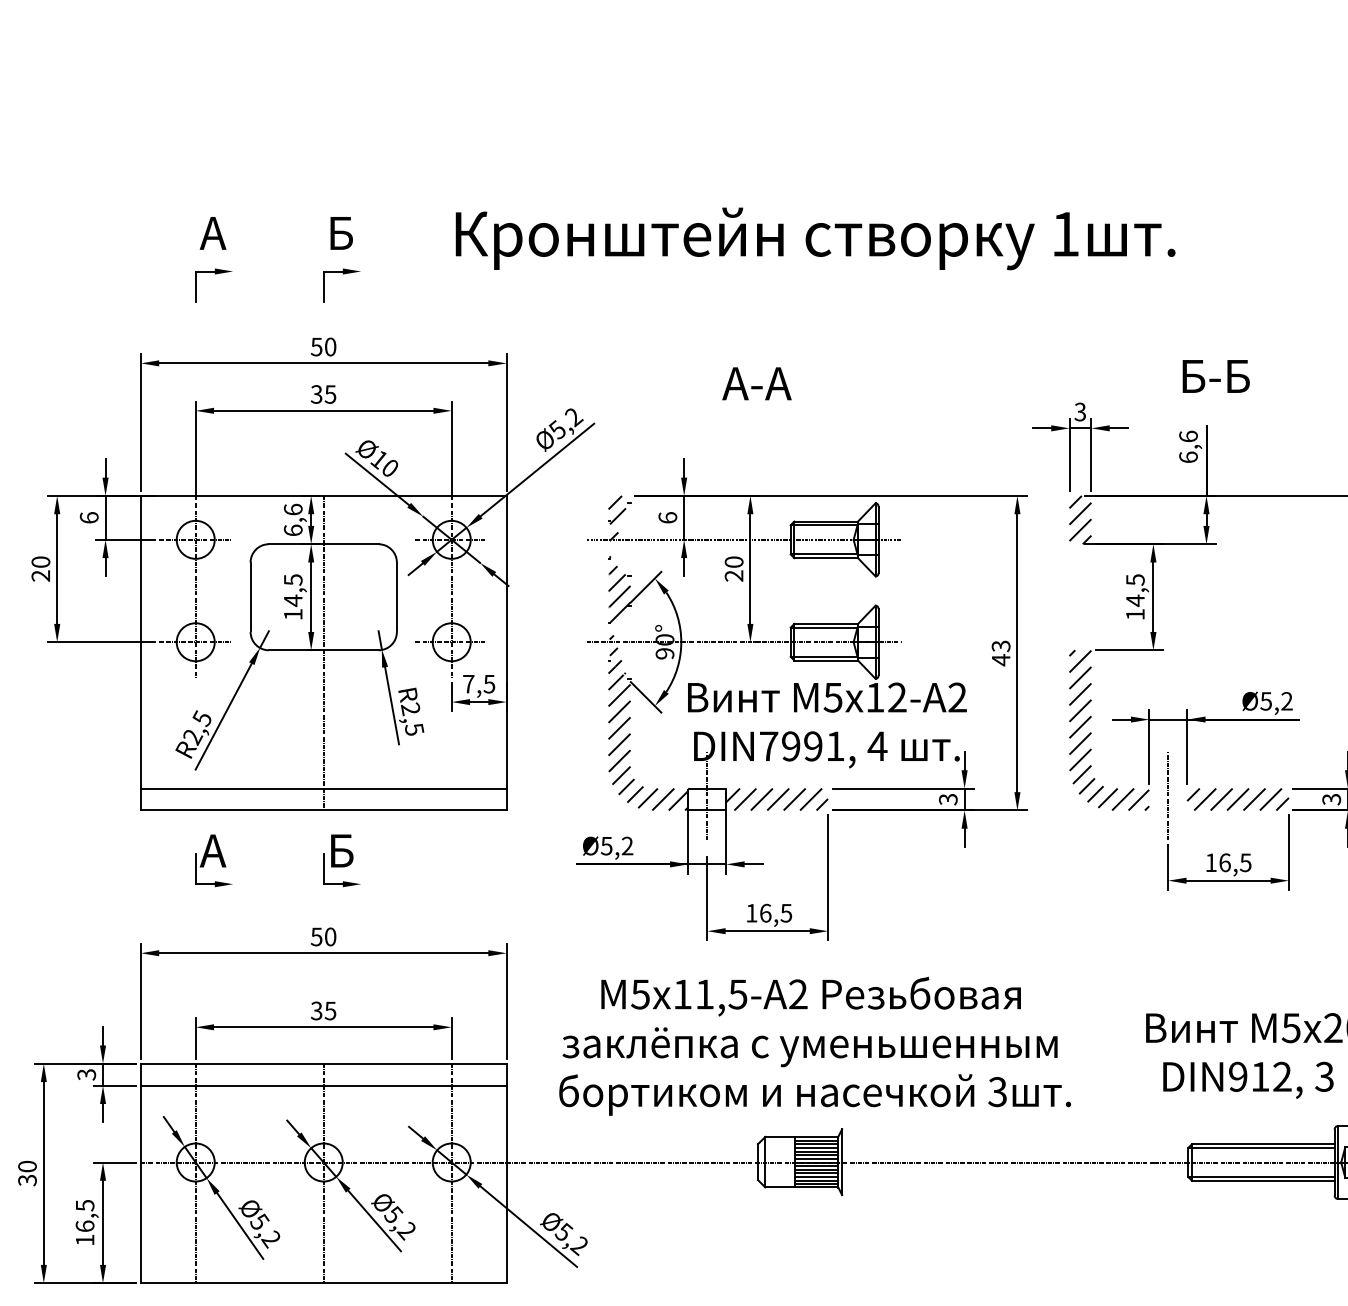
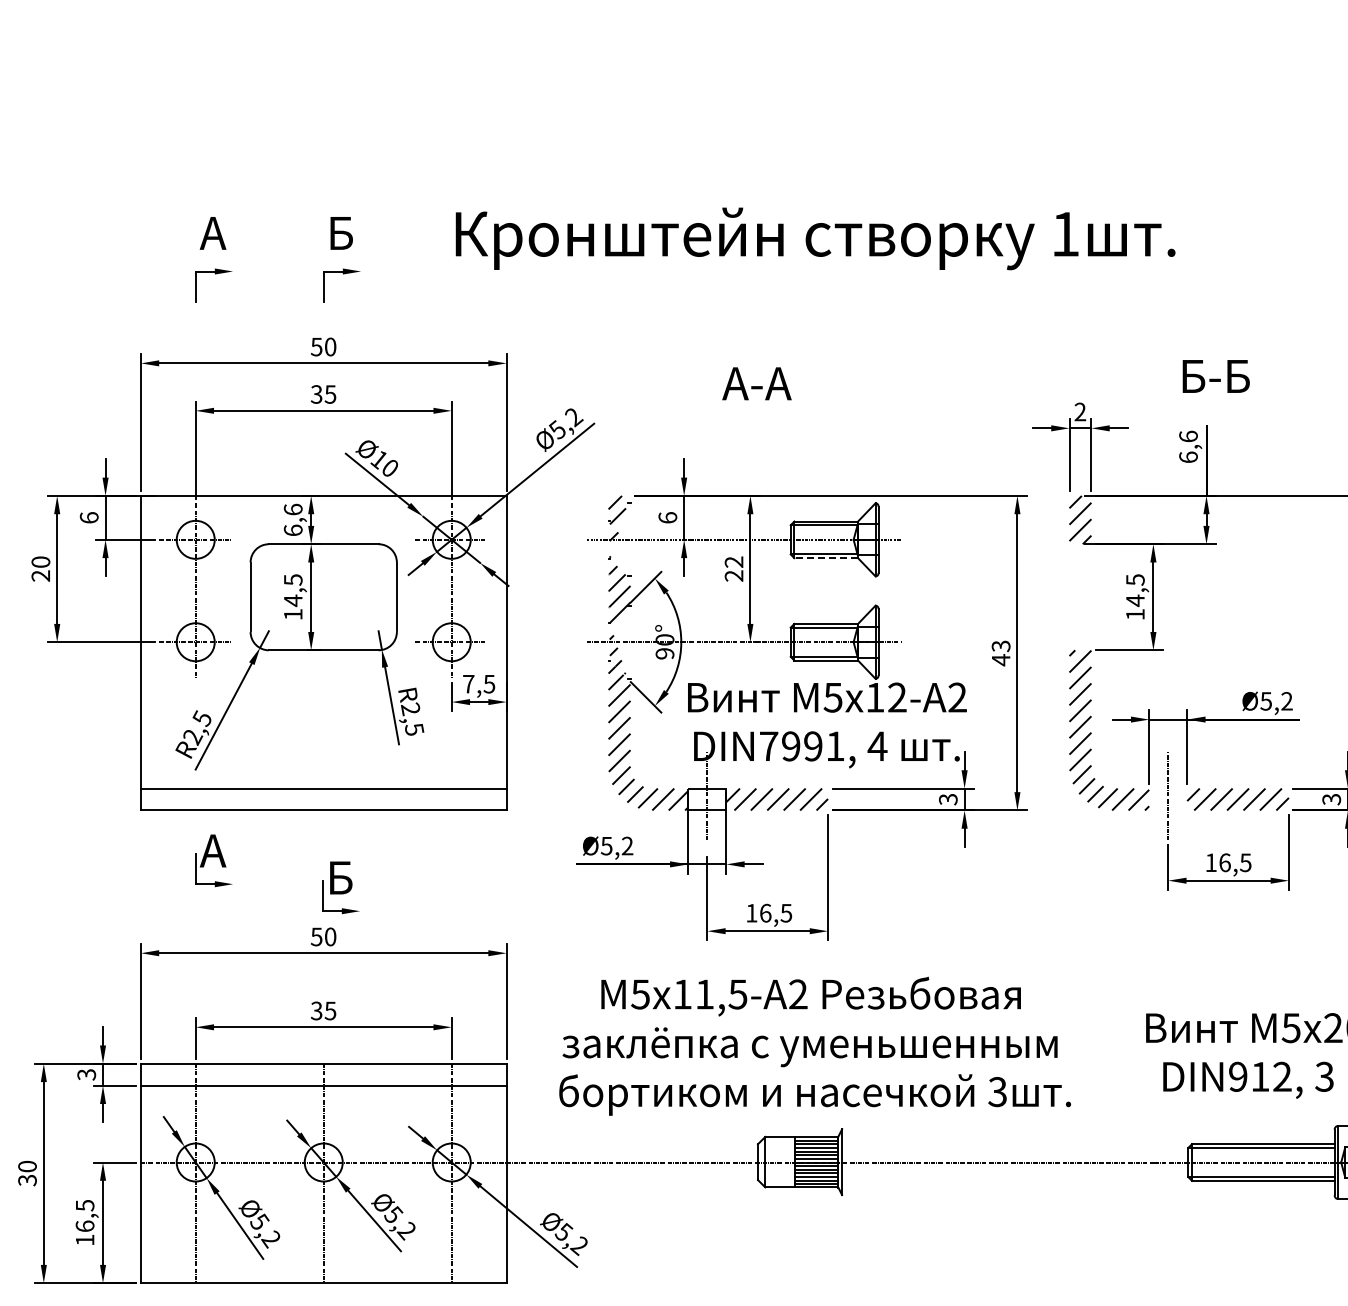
text: 3 -> 2 (1080, 412)
line: solid -> dashed (826, 558)
text: 20 -> 22 (733, 561)
line: present -> none (323, 652)
part position: (341, 860) -> (340, 887) (340, 887)
